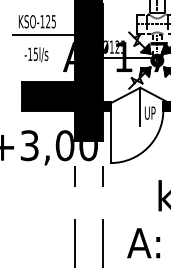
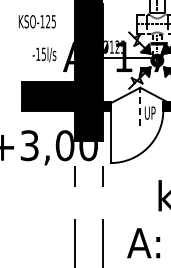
line: present -> none (43, 34)
text position: (36, 54) -> (44, 54) (44, 54)
line: solid -> dashed (140, 106)
